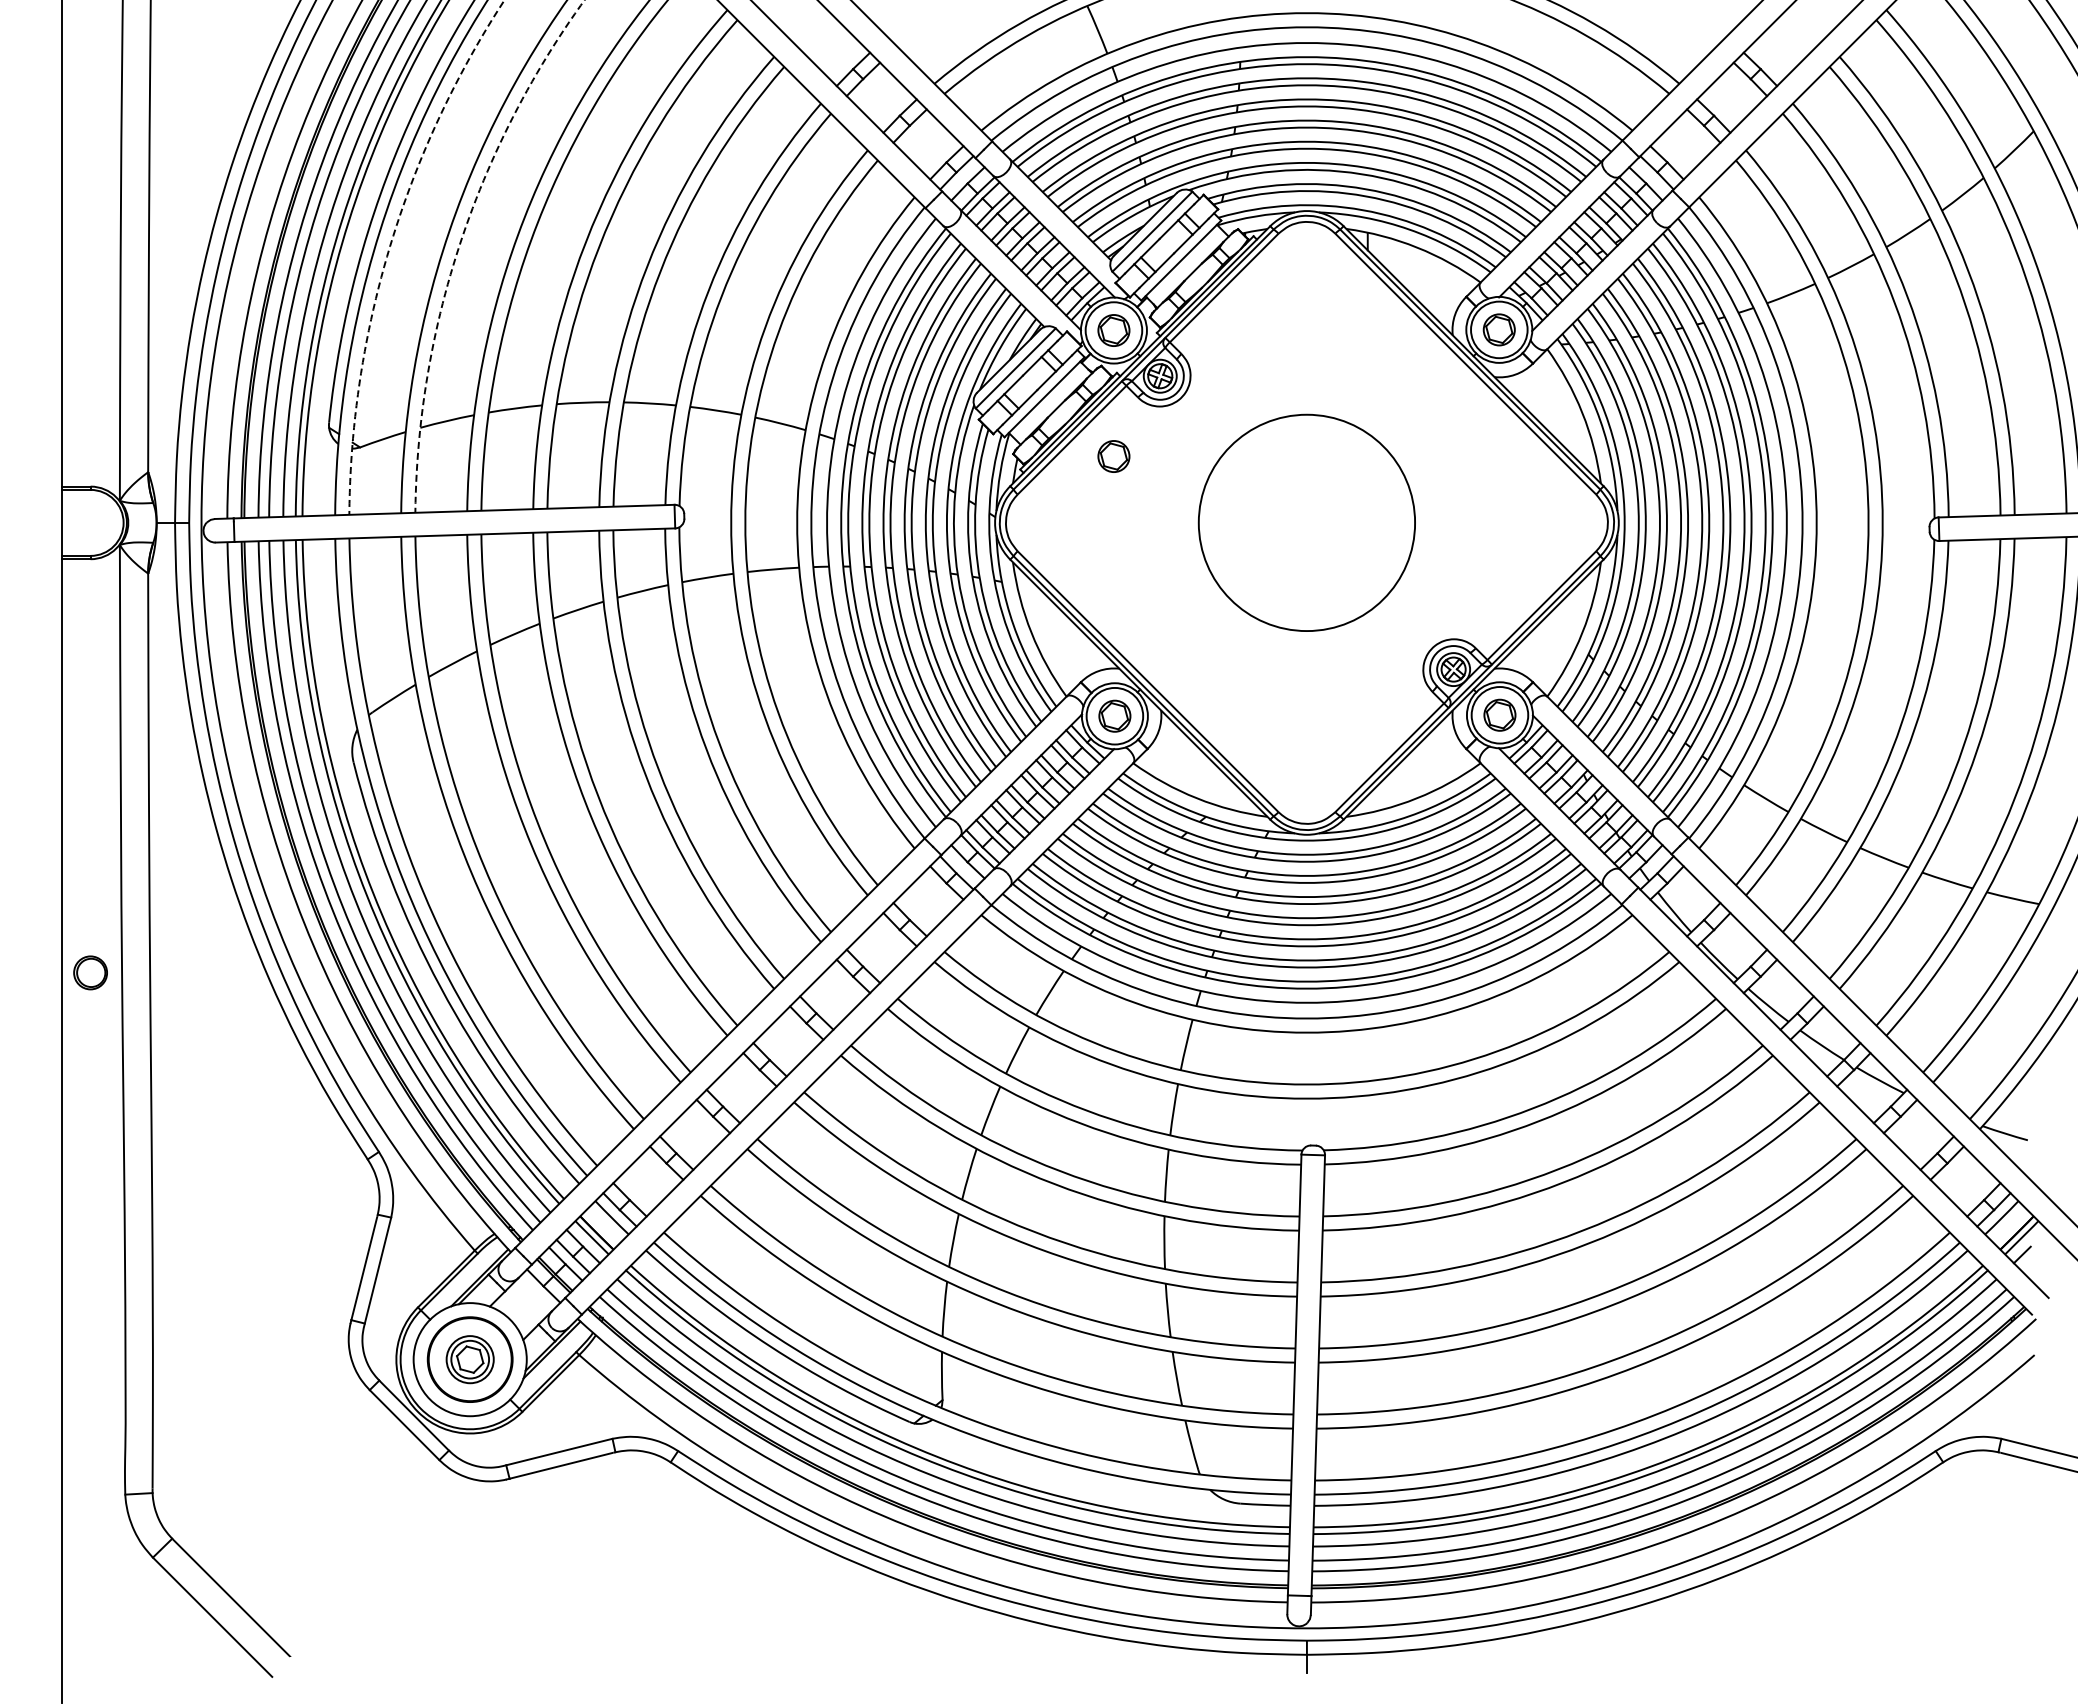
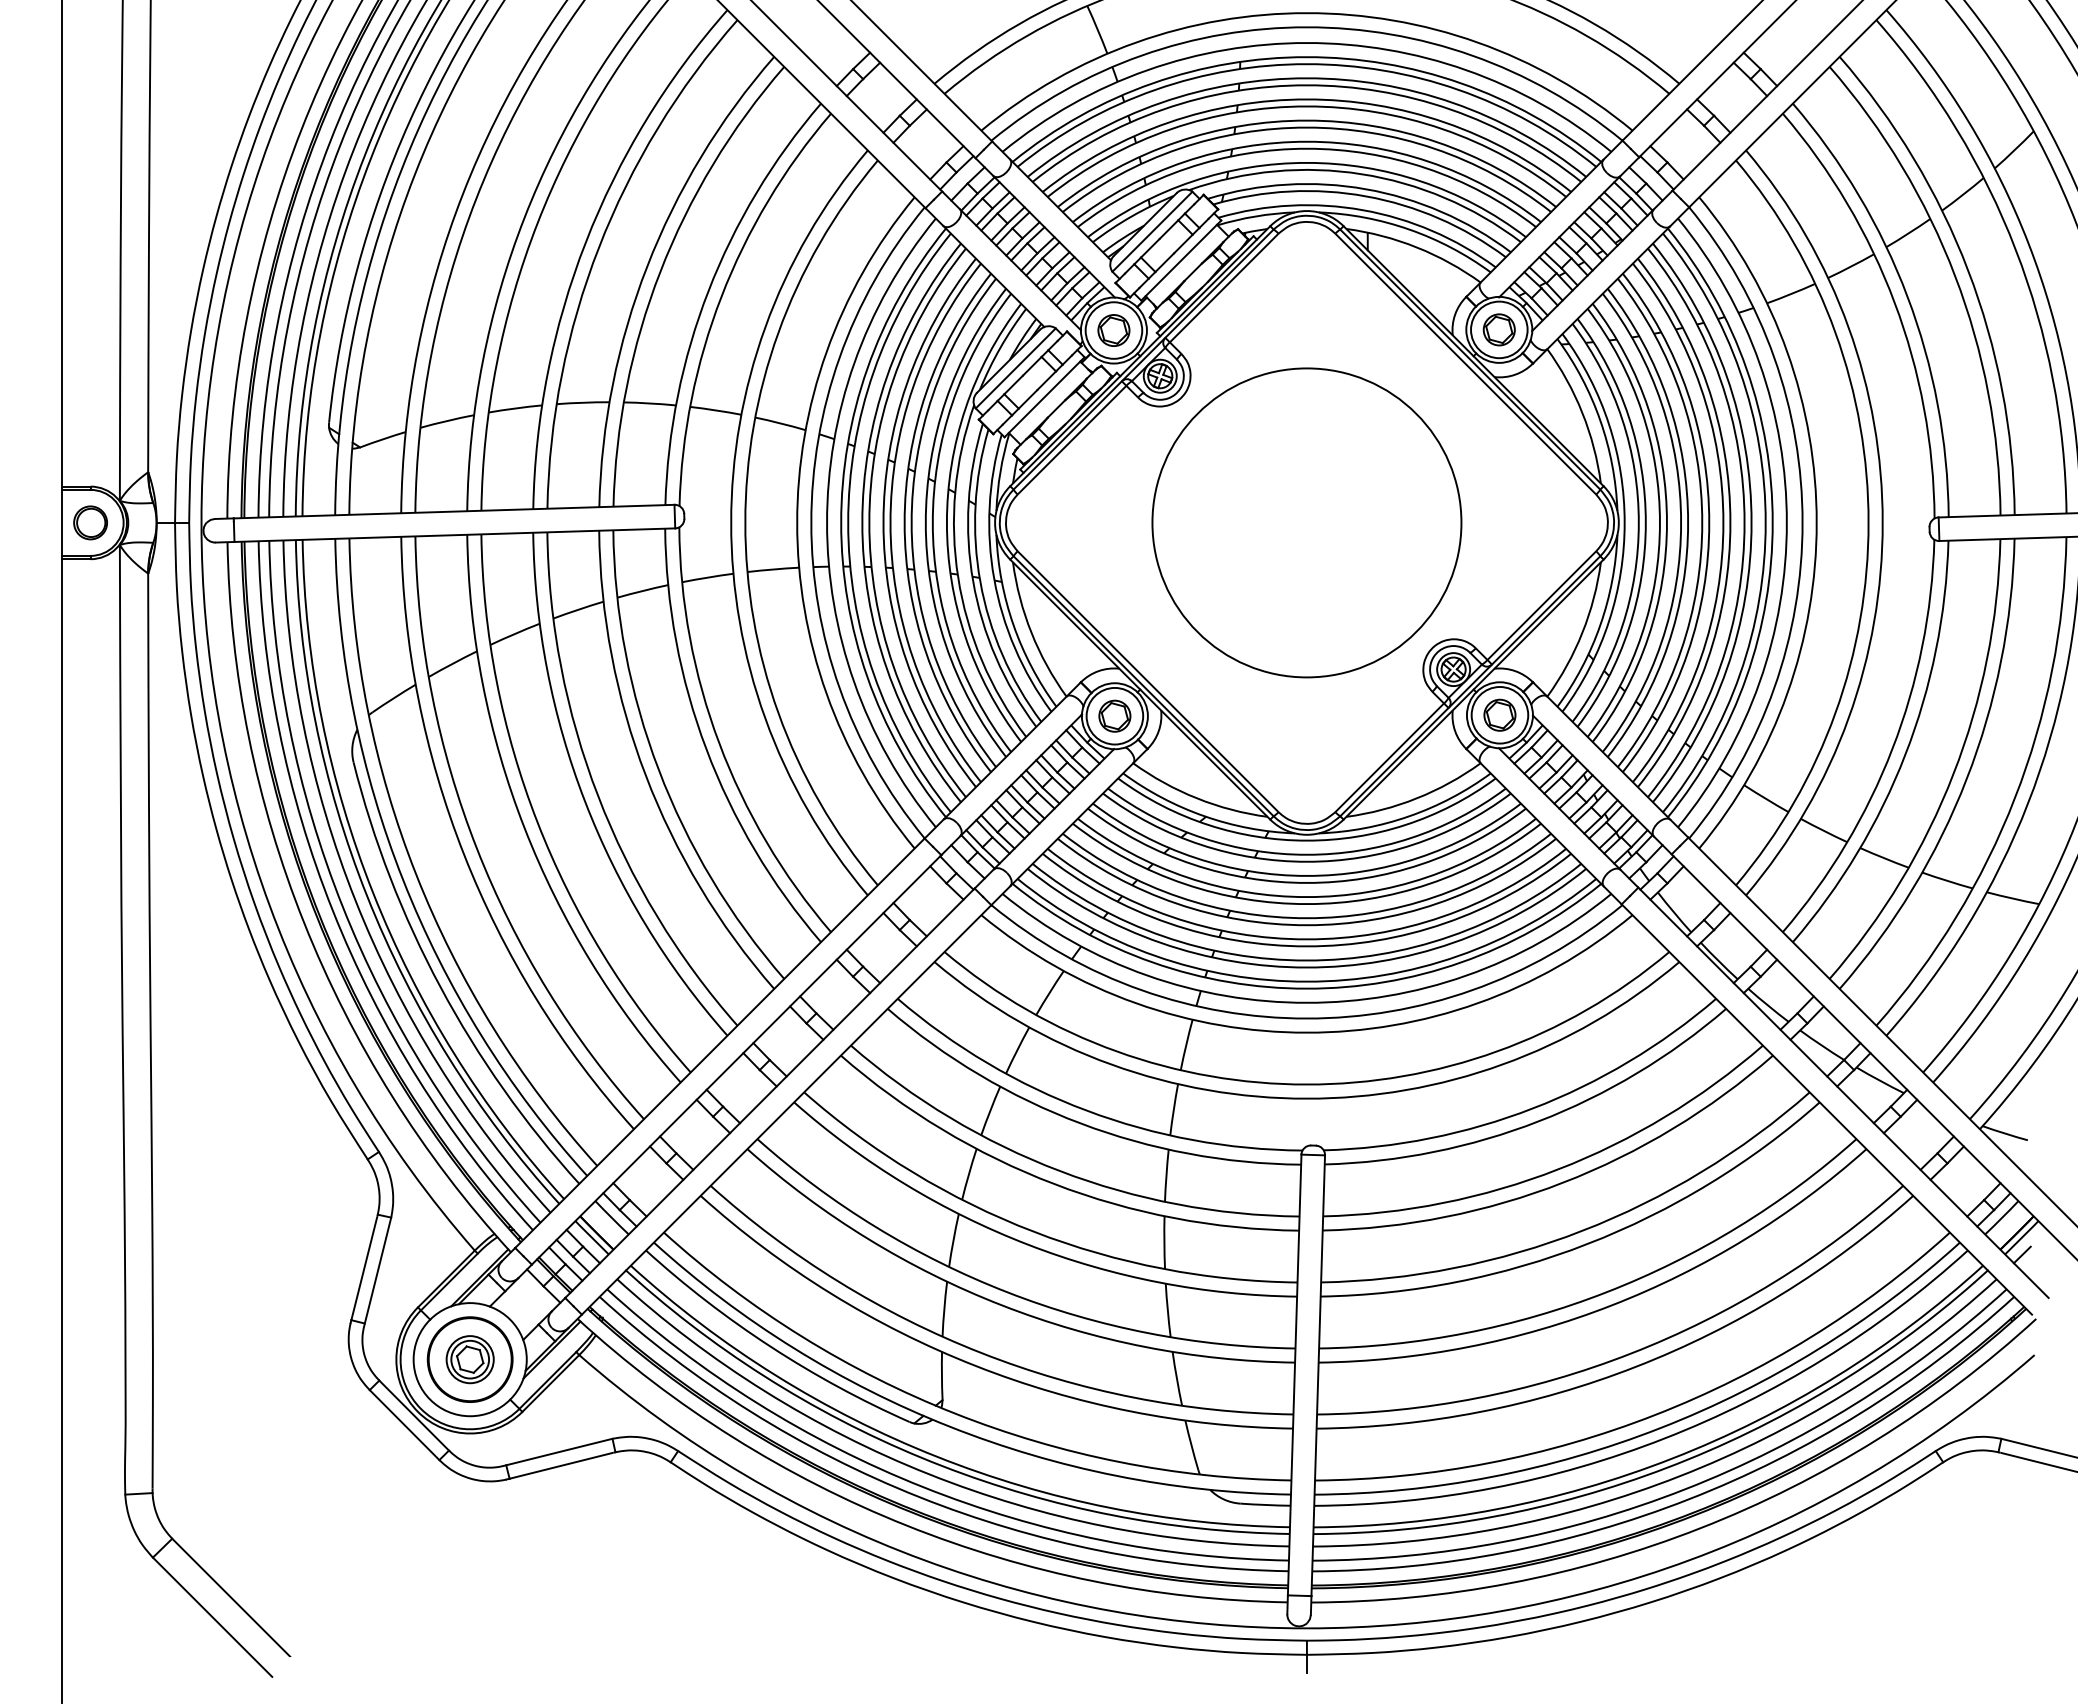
arc: dashed -> solid (460, 244)
arc: dashed -> solid (390, 245)
part: present -> none (1113, 456)
circle diameter: 216 px -> 309 px (1306, 522)
part position: (90, 972) -> (90, 522) (90, 522)
